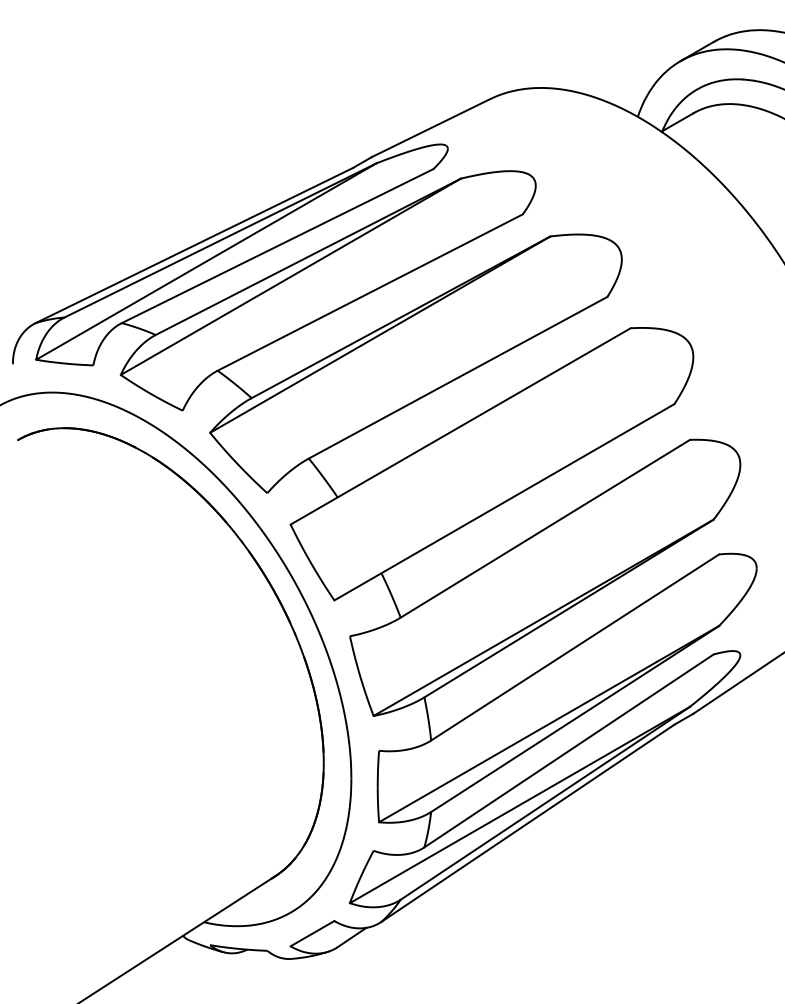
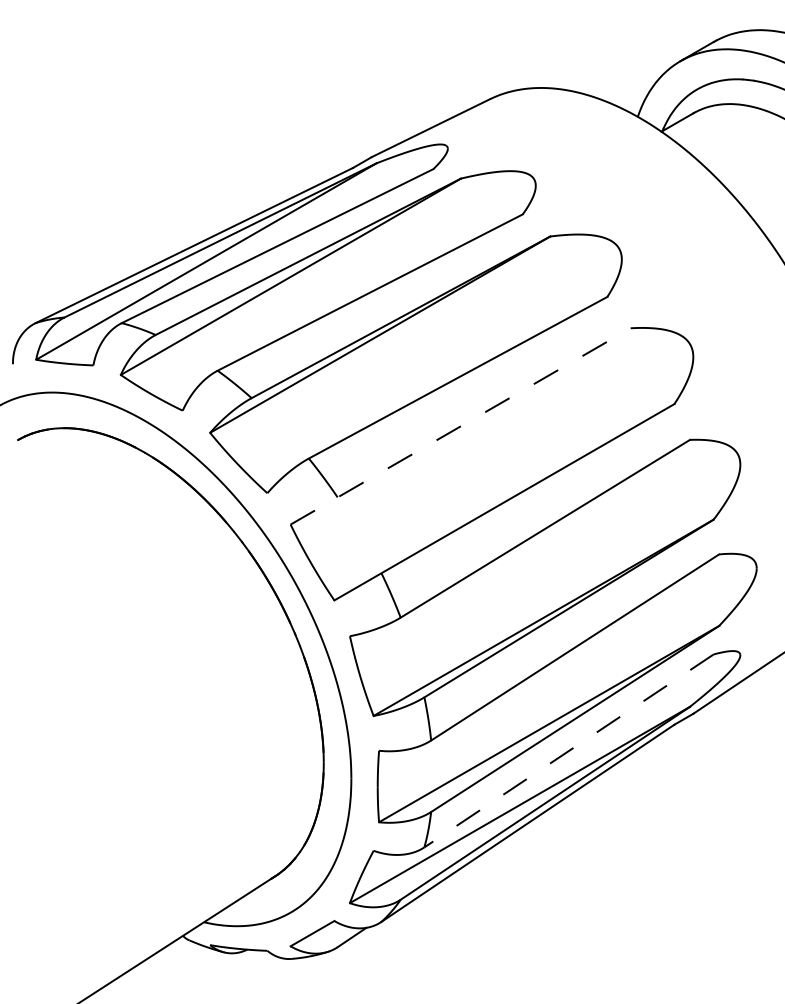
line: solid -> dashed (461, 426)
line: solid -> dashed (569, 750)
